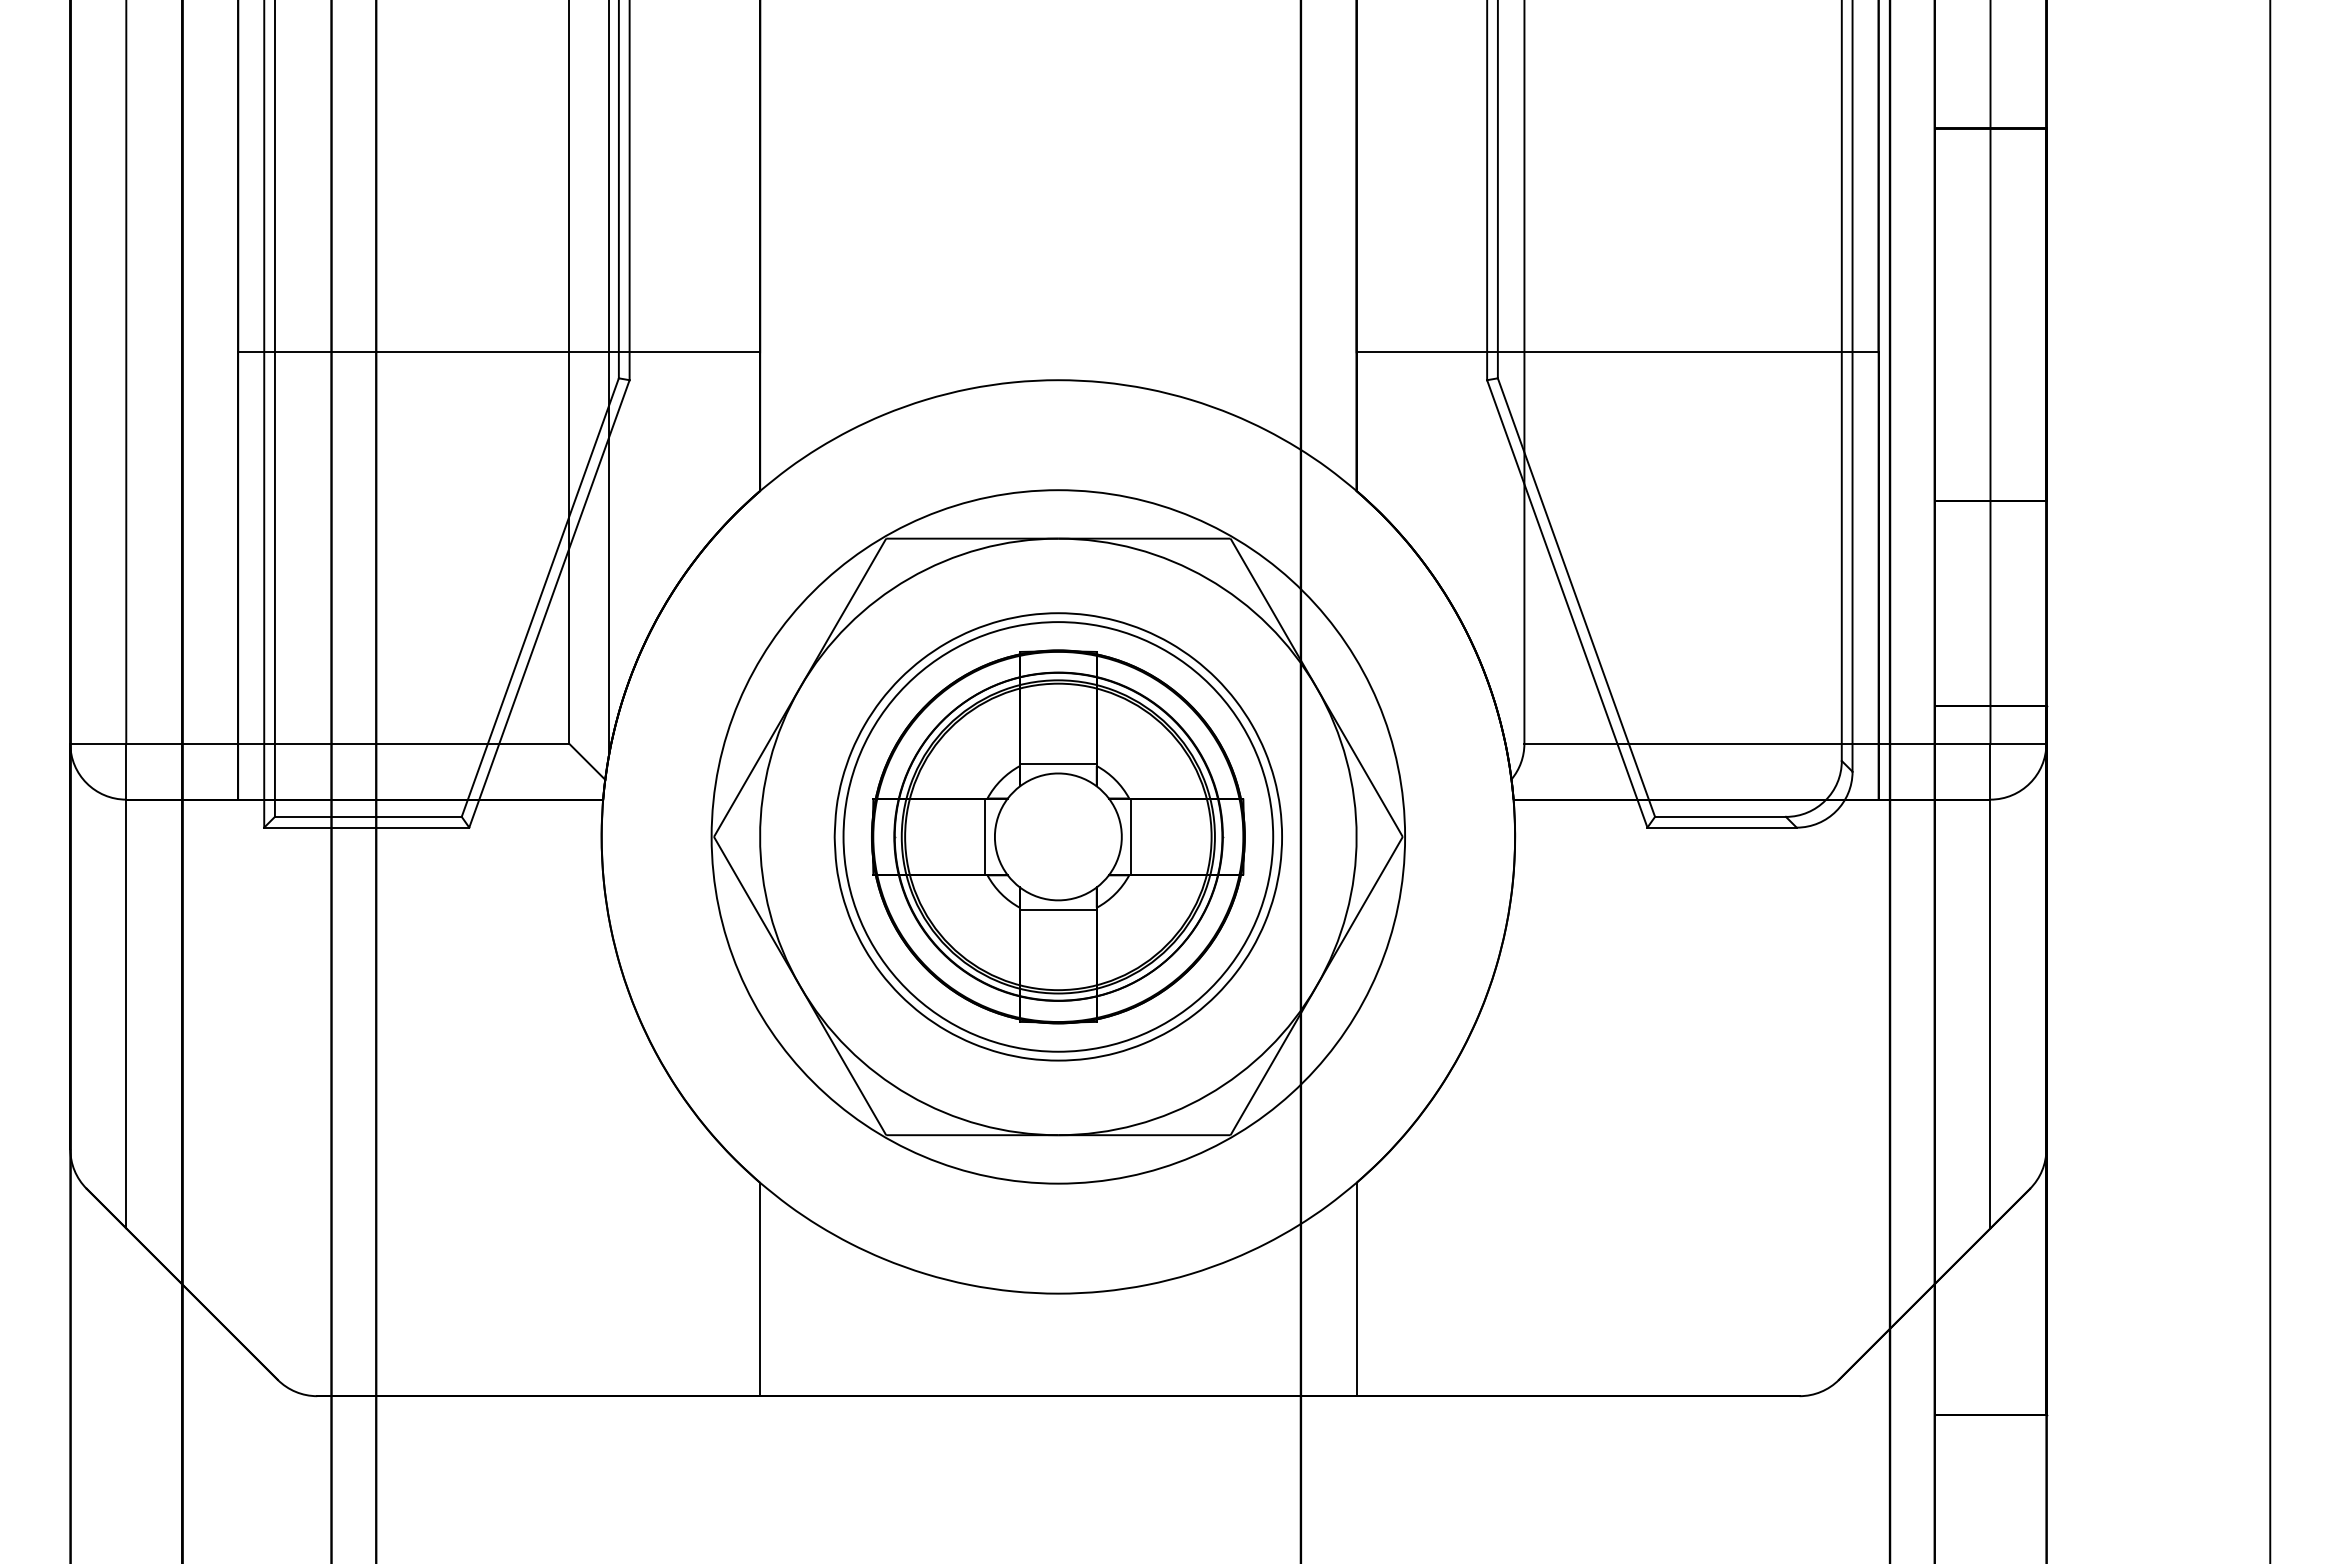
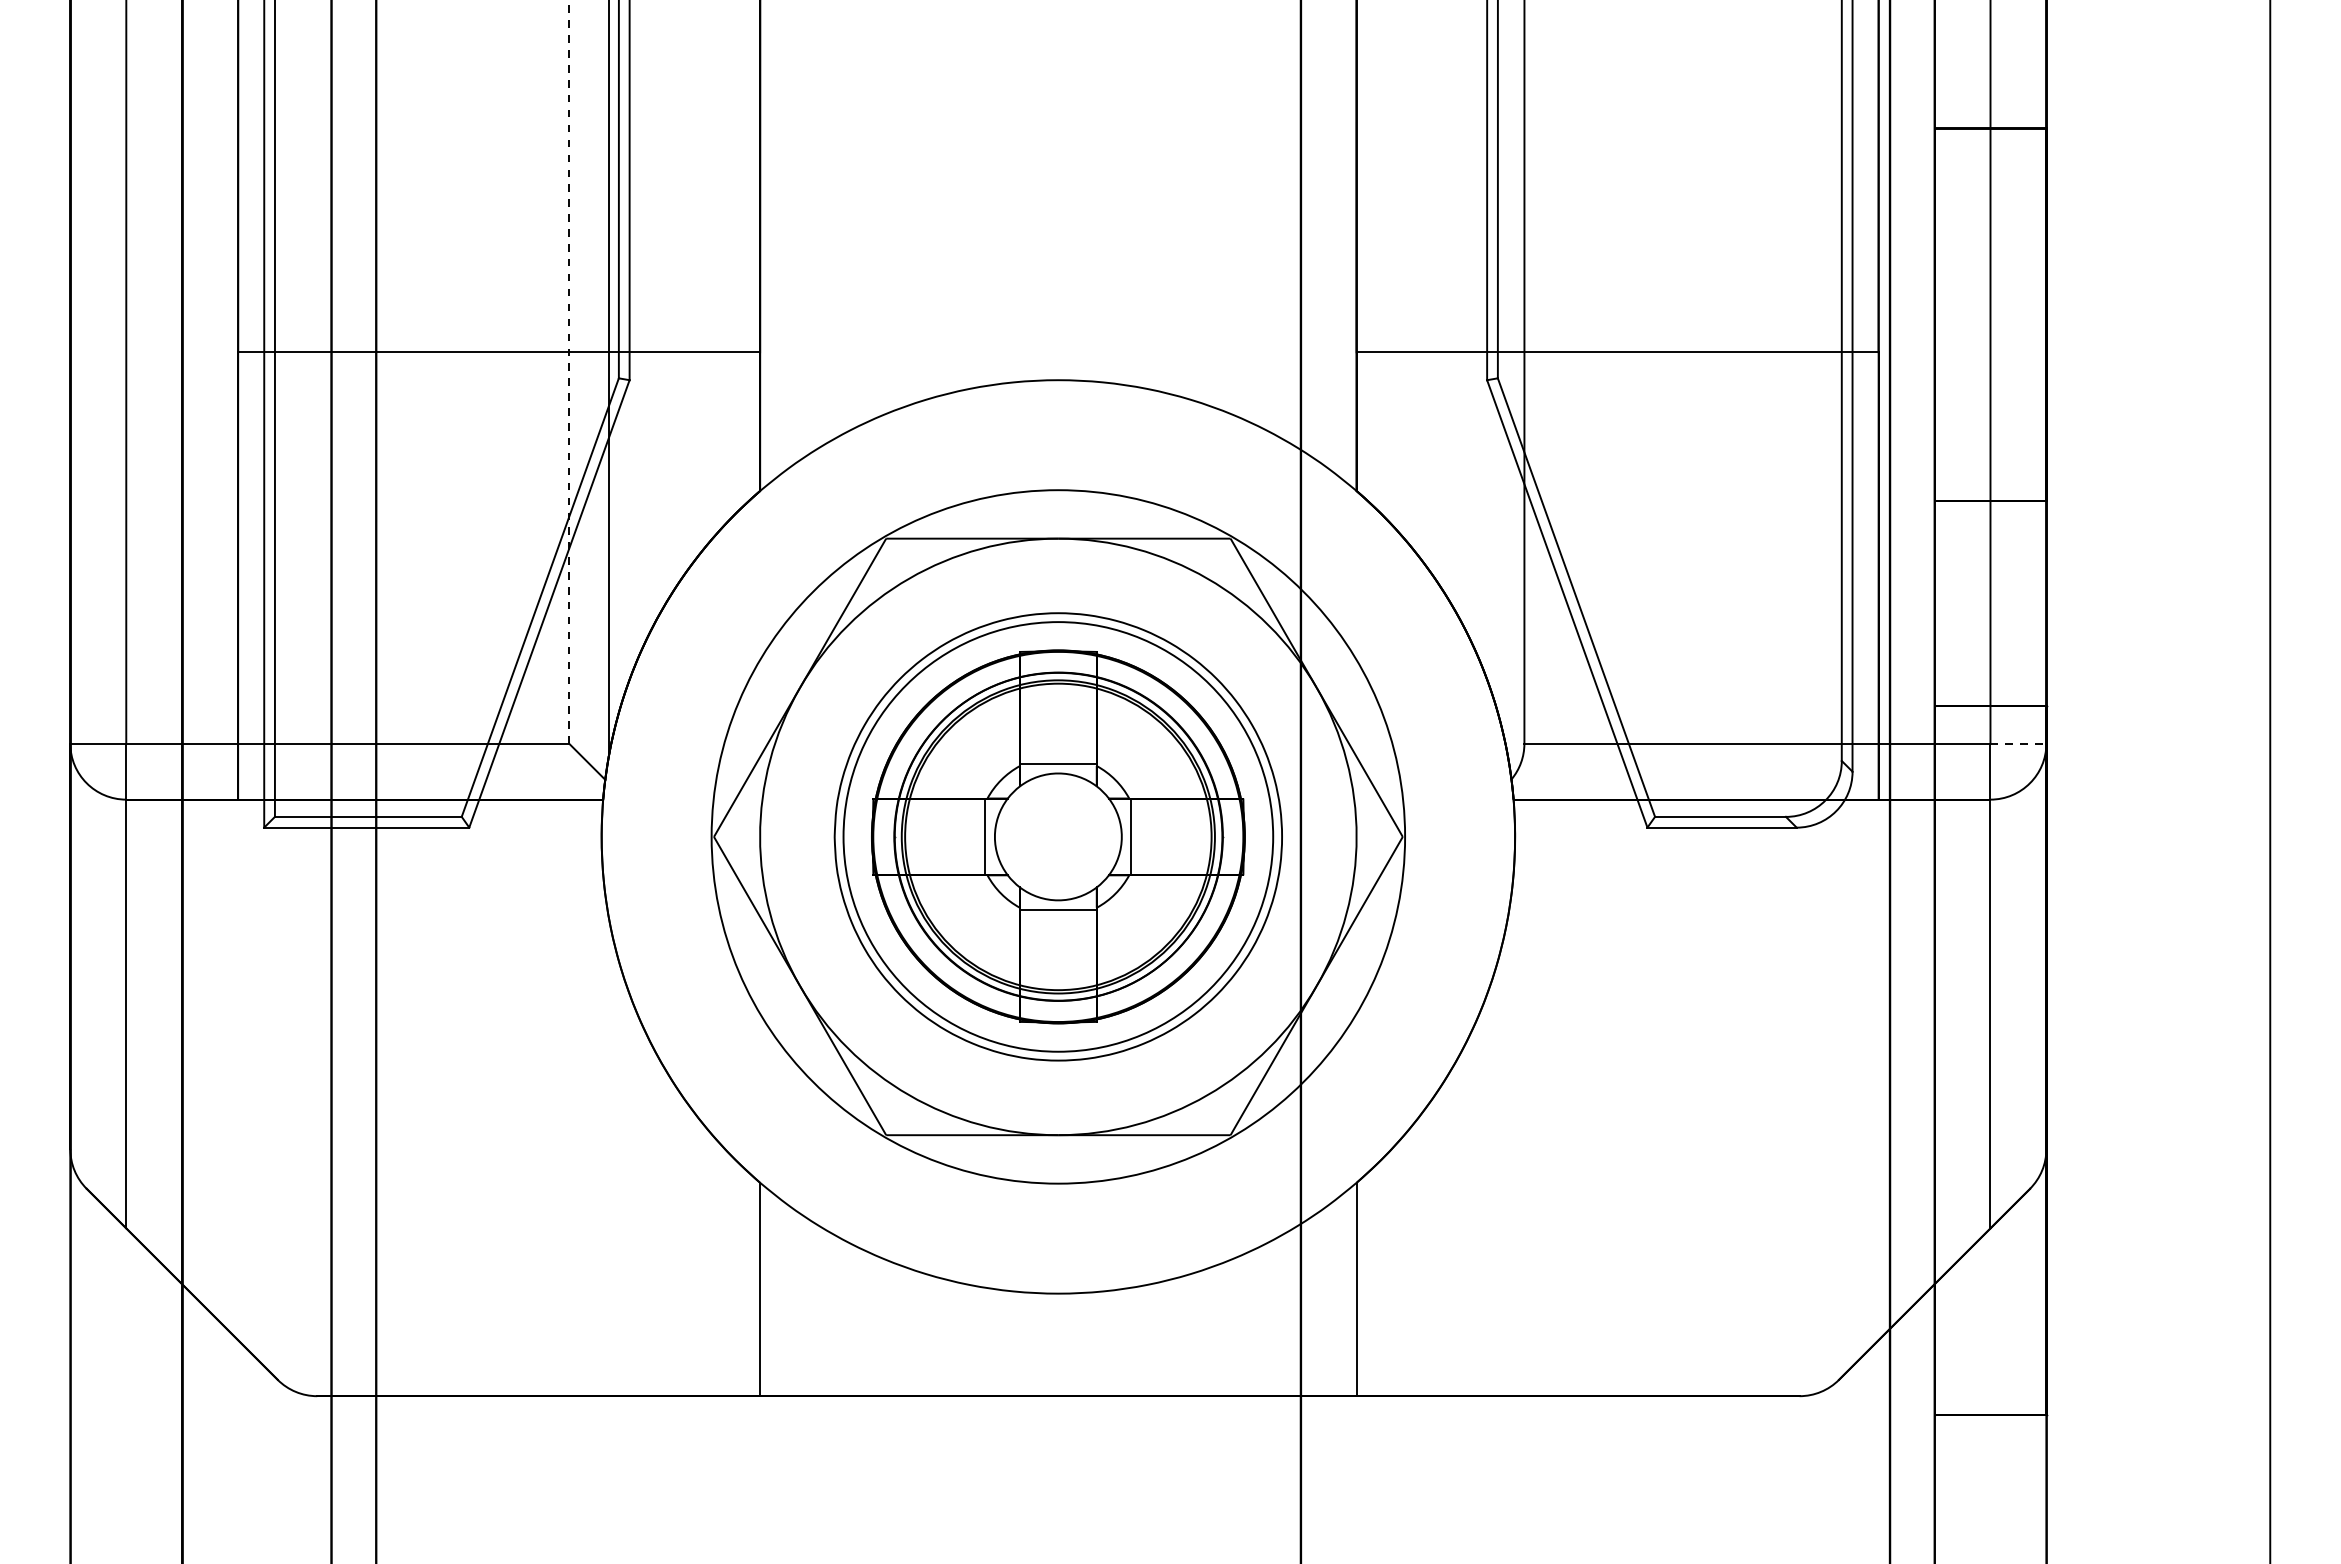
line: solid -> dashed (569, 371)
line: solid -> dashed (2018, 743)
